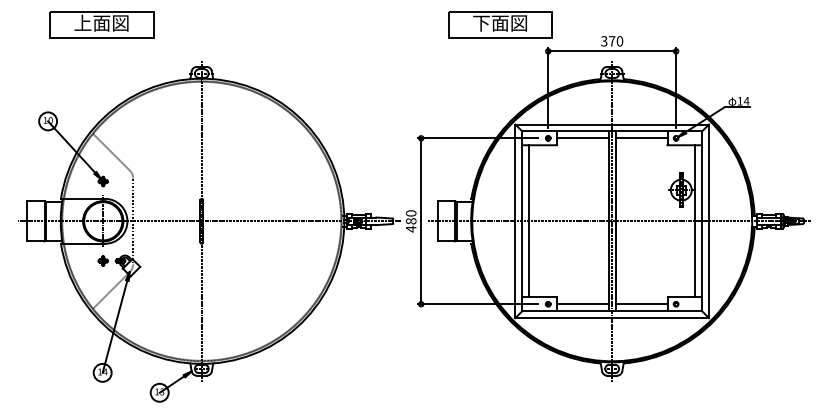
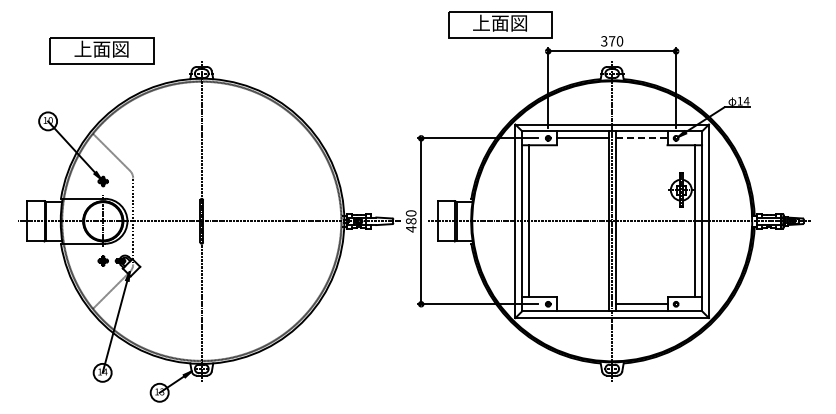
text: 下面図 -> 上面図 (481, 22)
part position: (101, 24) -> (101, 50) (101, 50)
line: solid -> dashed (641, 138)
line: present -> none (582, 304)
